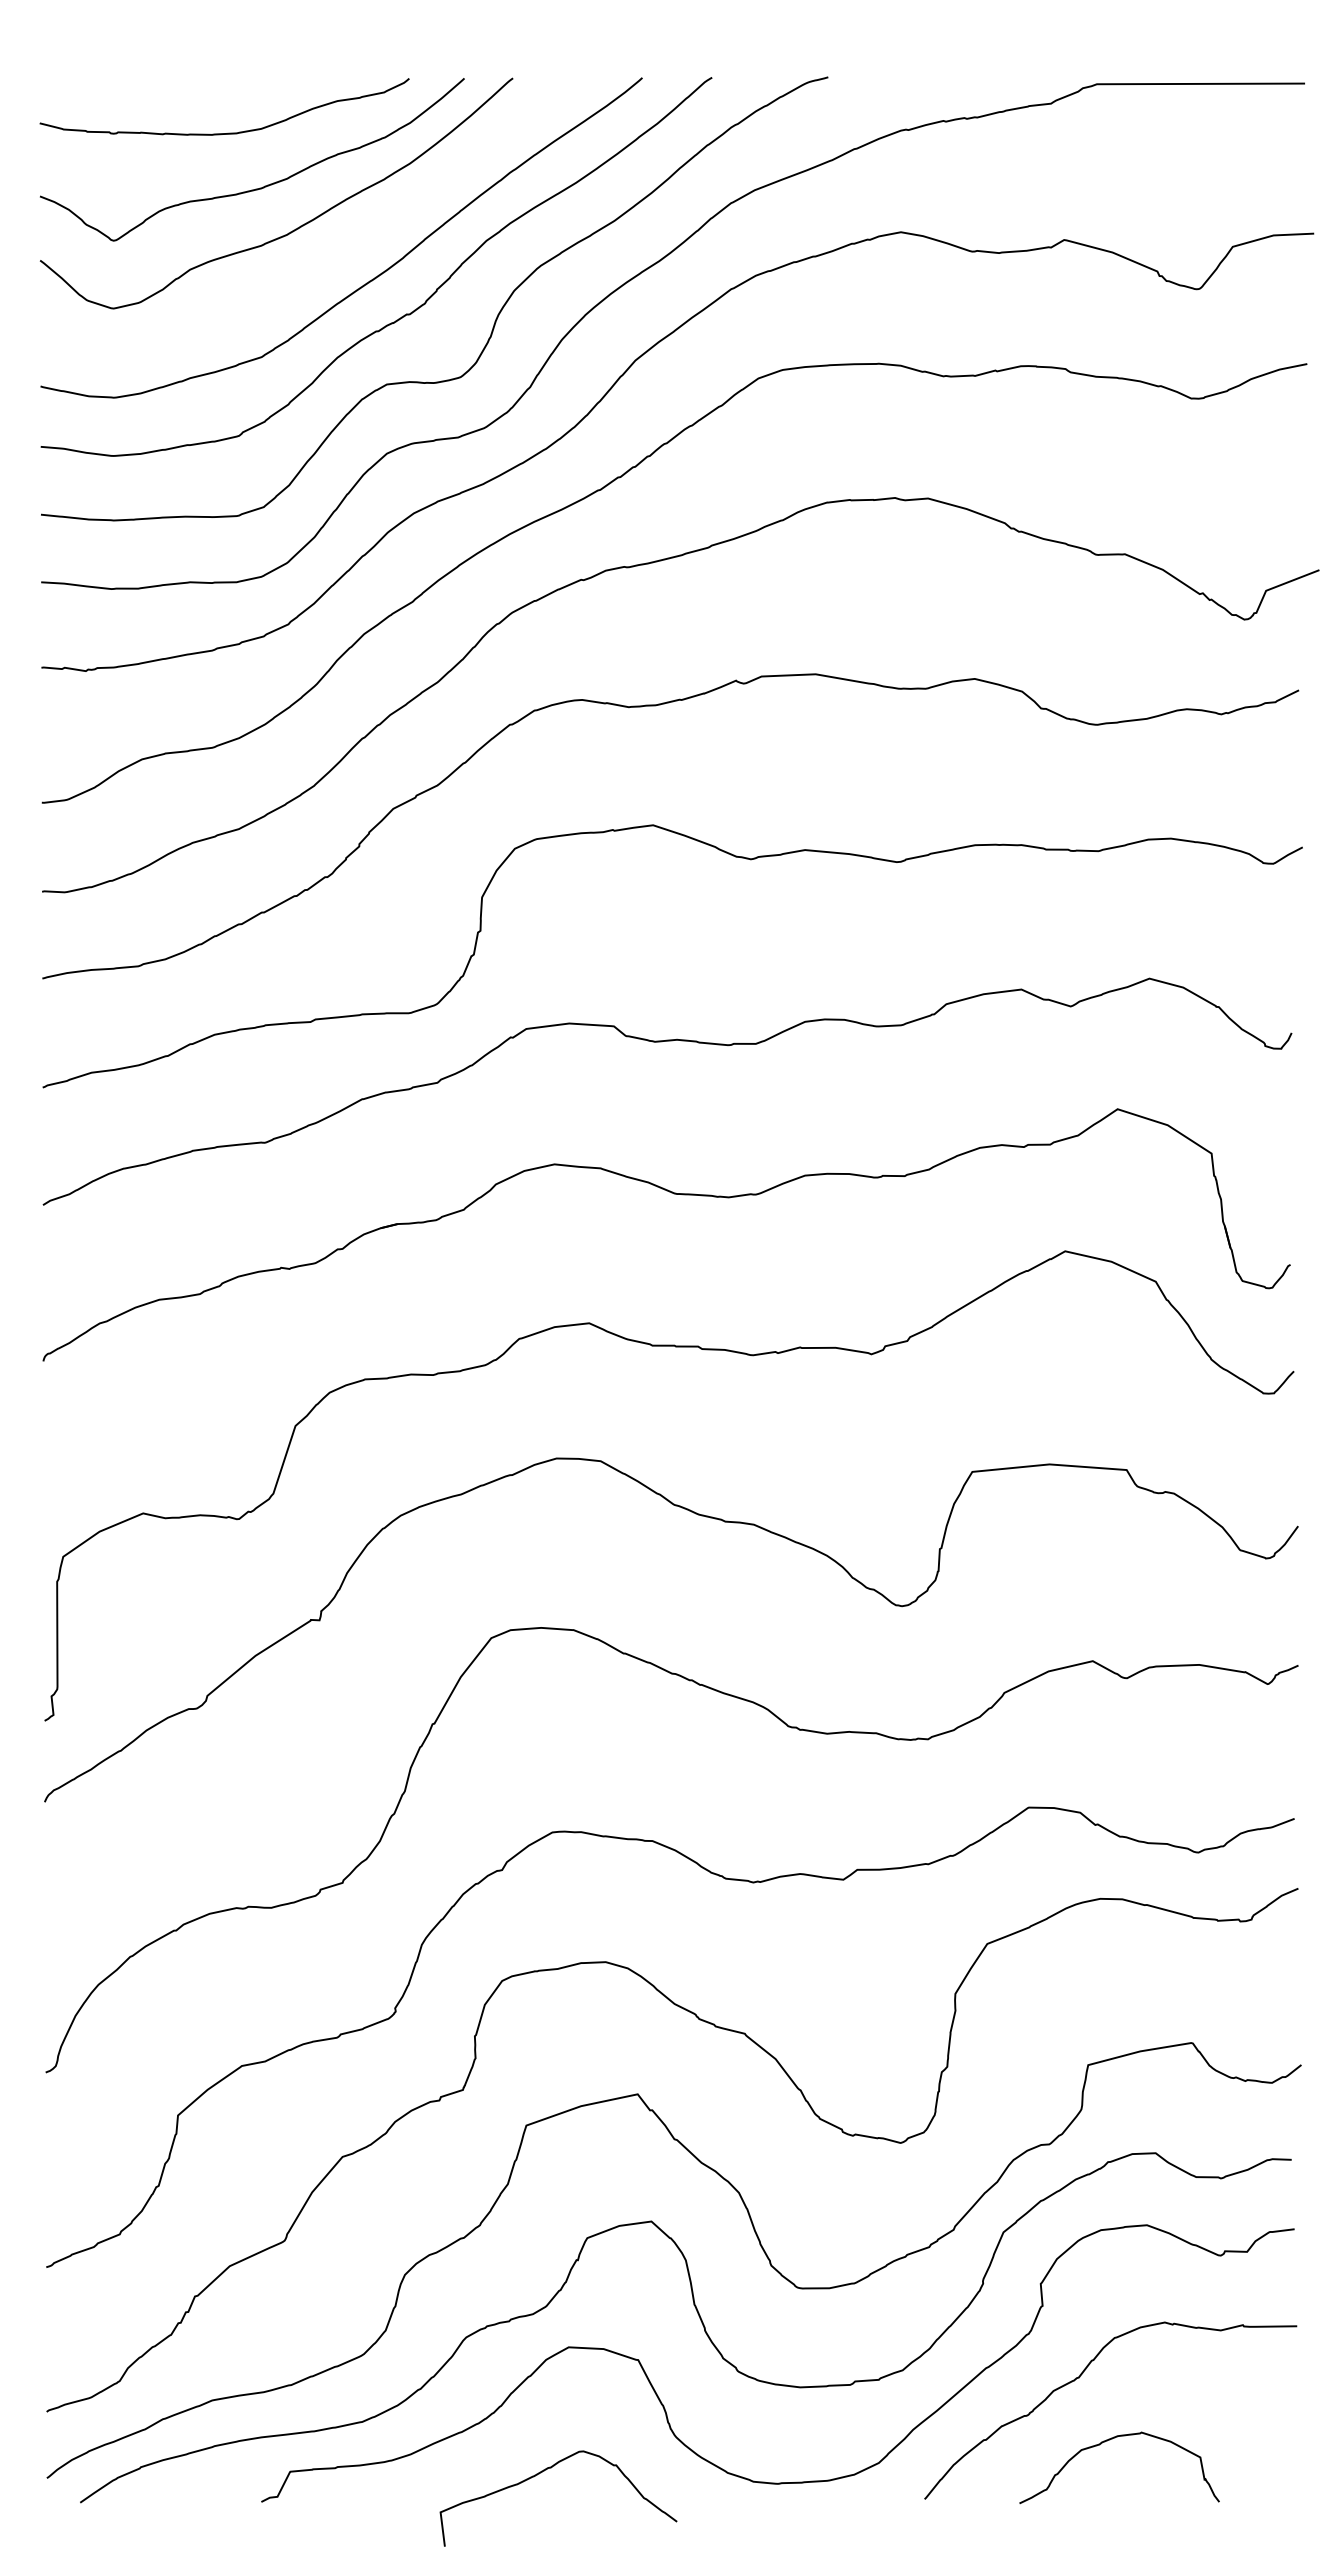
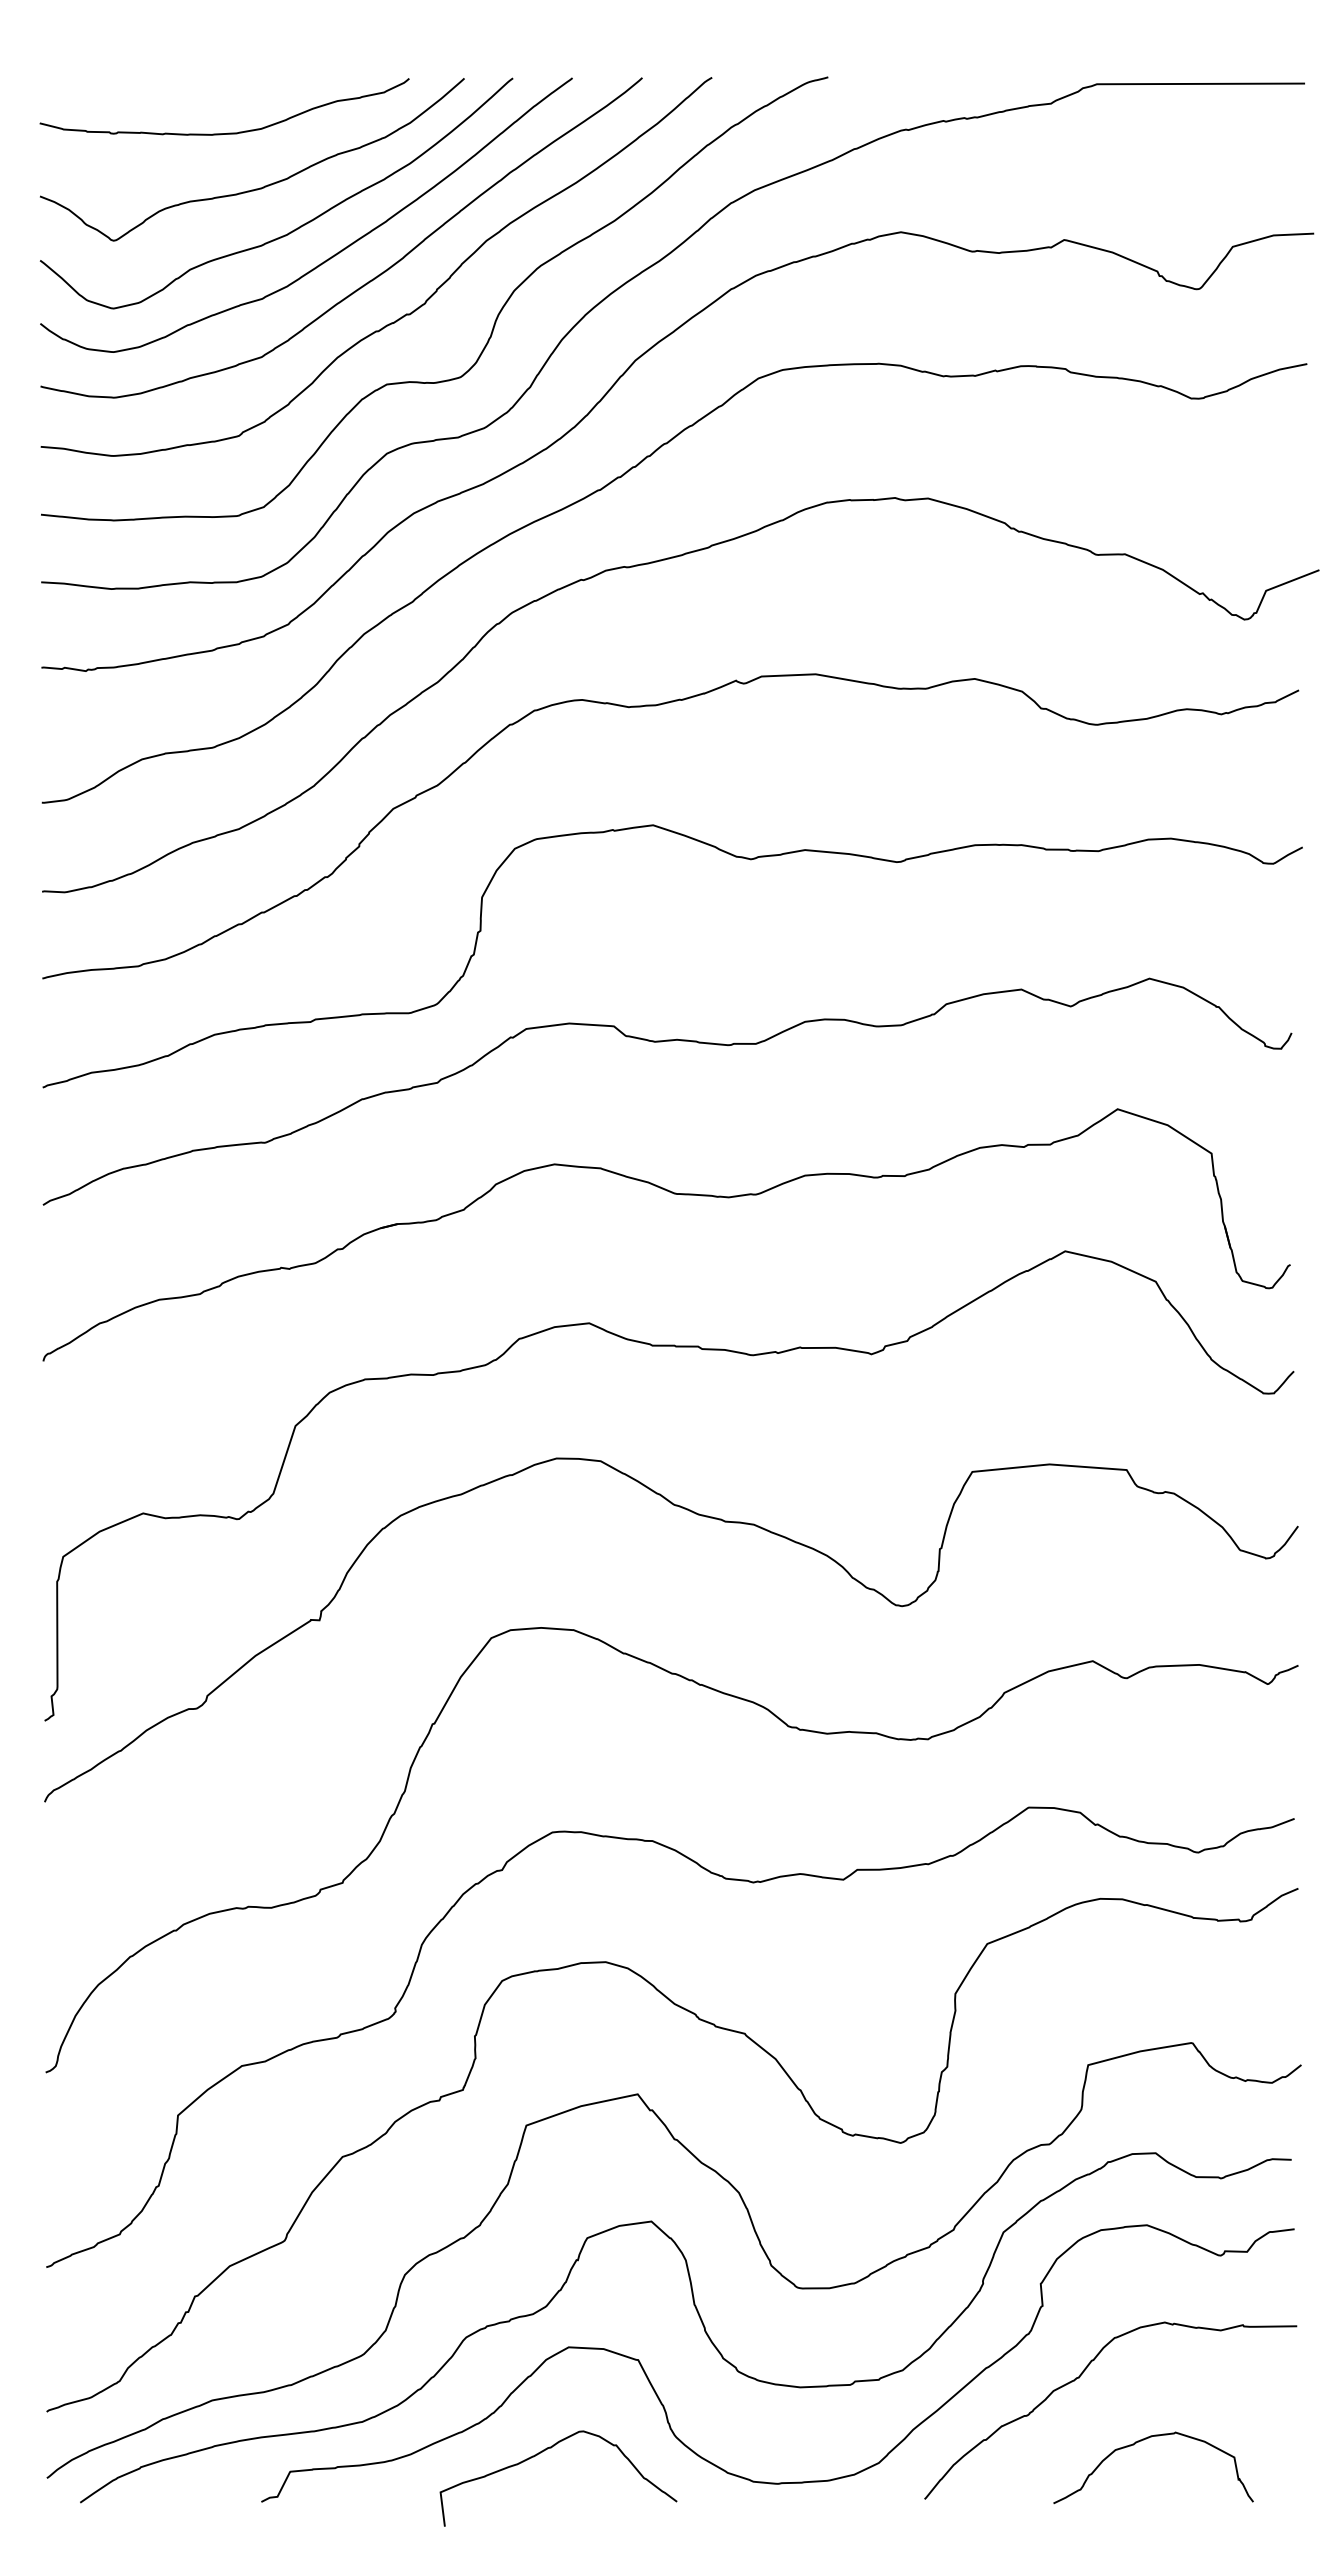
curve: none -> present (332, 255)
curve position: (1107, 2441) -> (1141, 2441) (1141, 2441)
curve position: (544, 2471) -> (544, 2451) (544, 2451)
